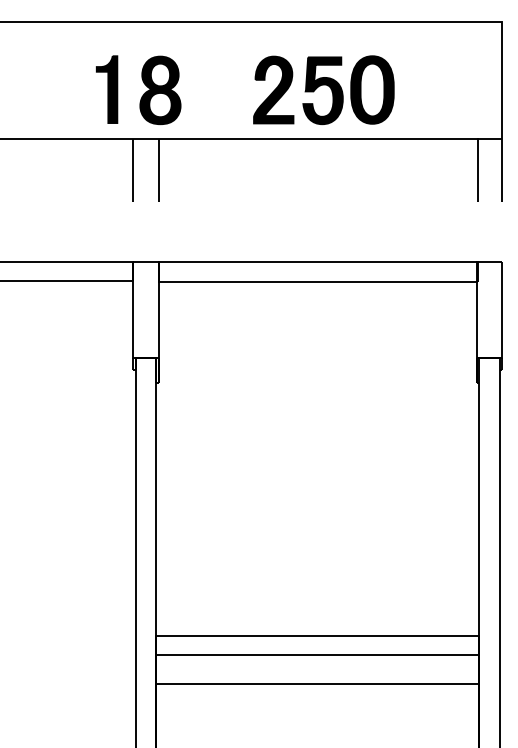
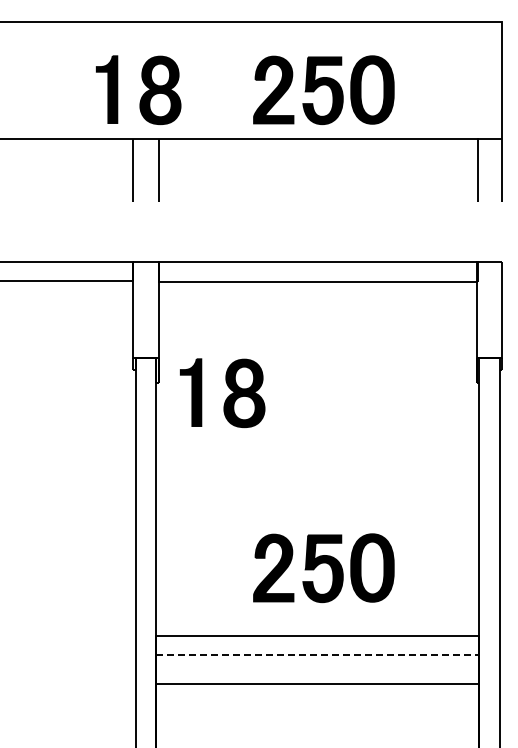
part: none -> present (222, 393)
part: none -> present (323, 568)
line: solid -> dashed (317, 655)
